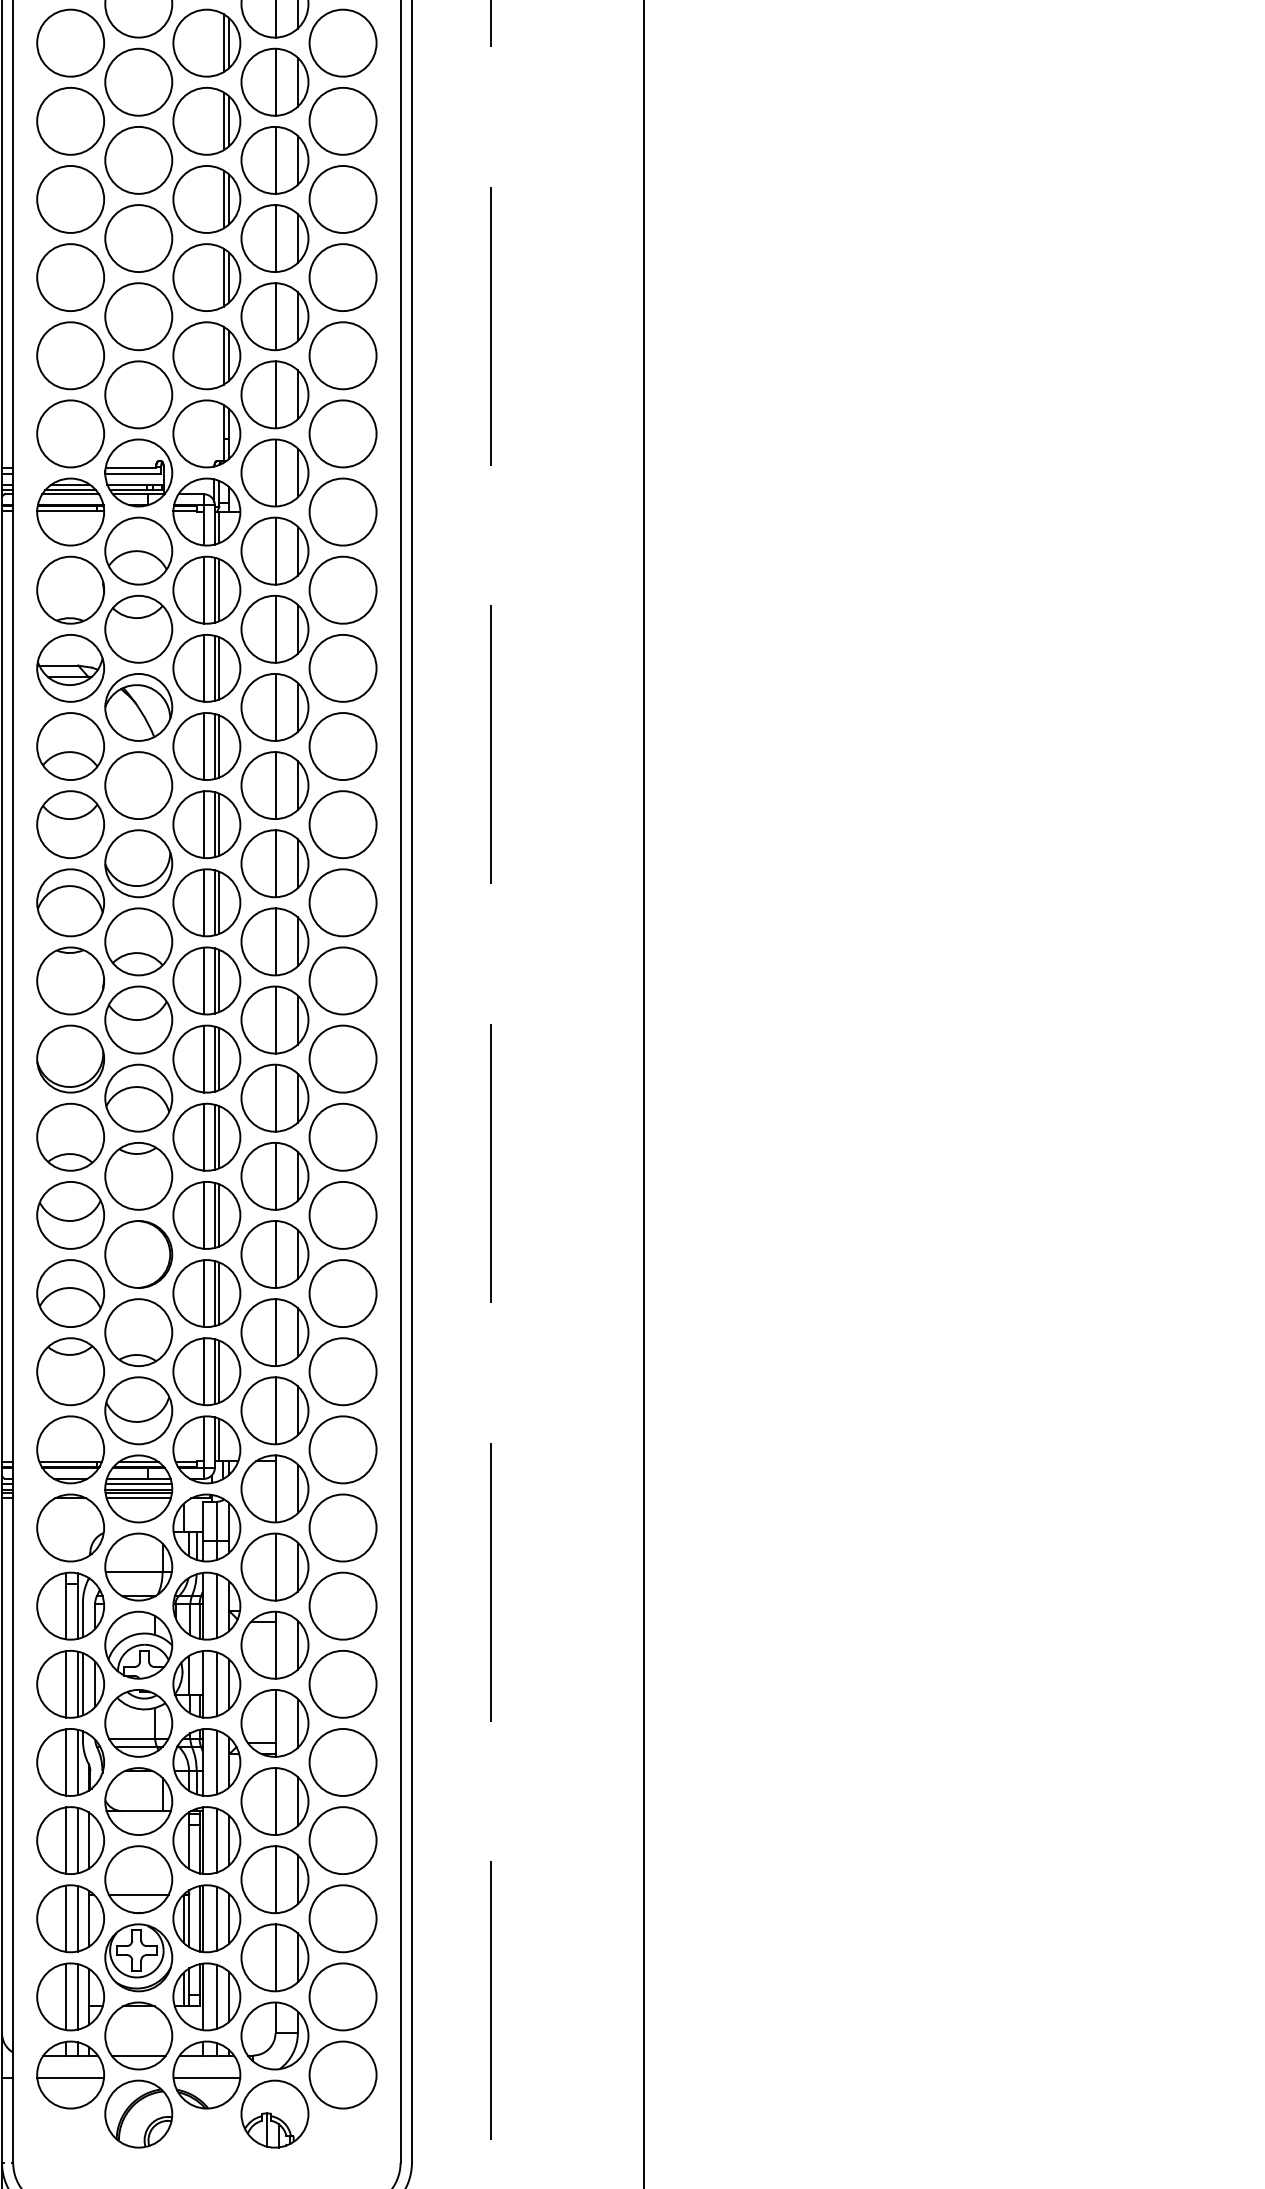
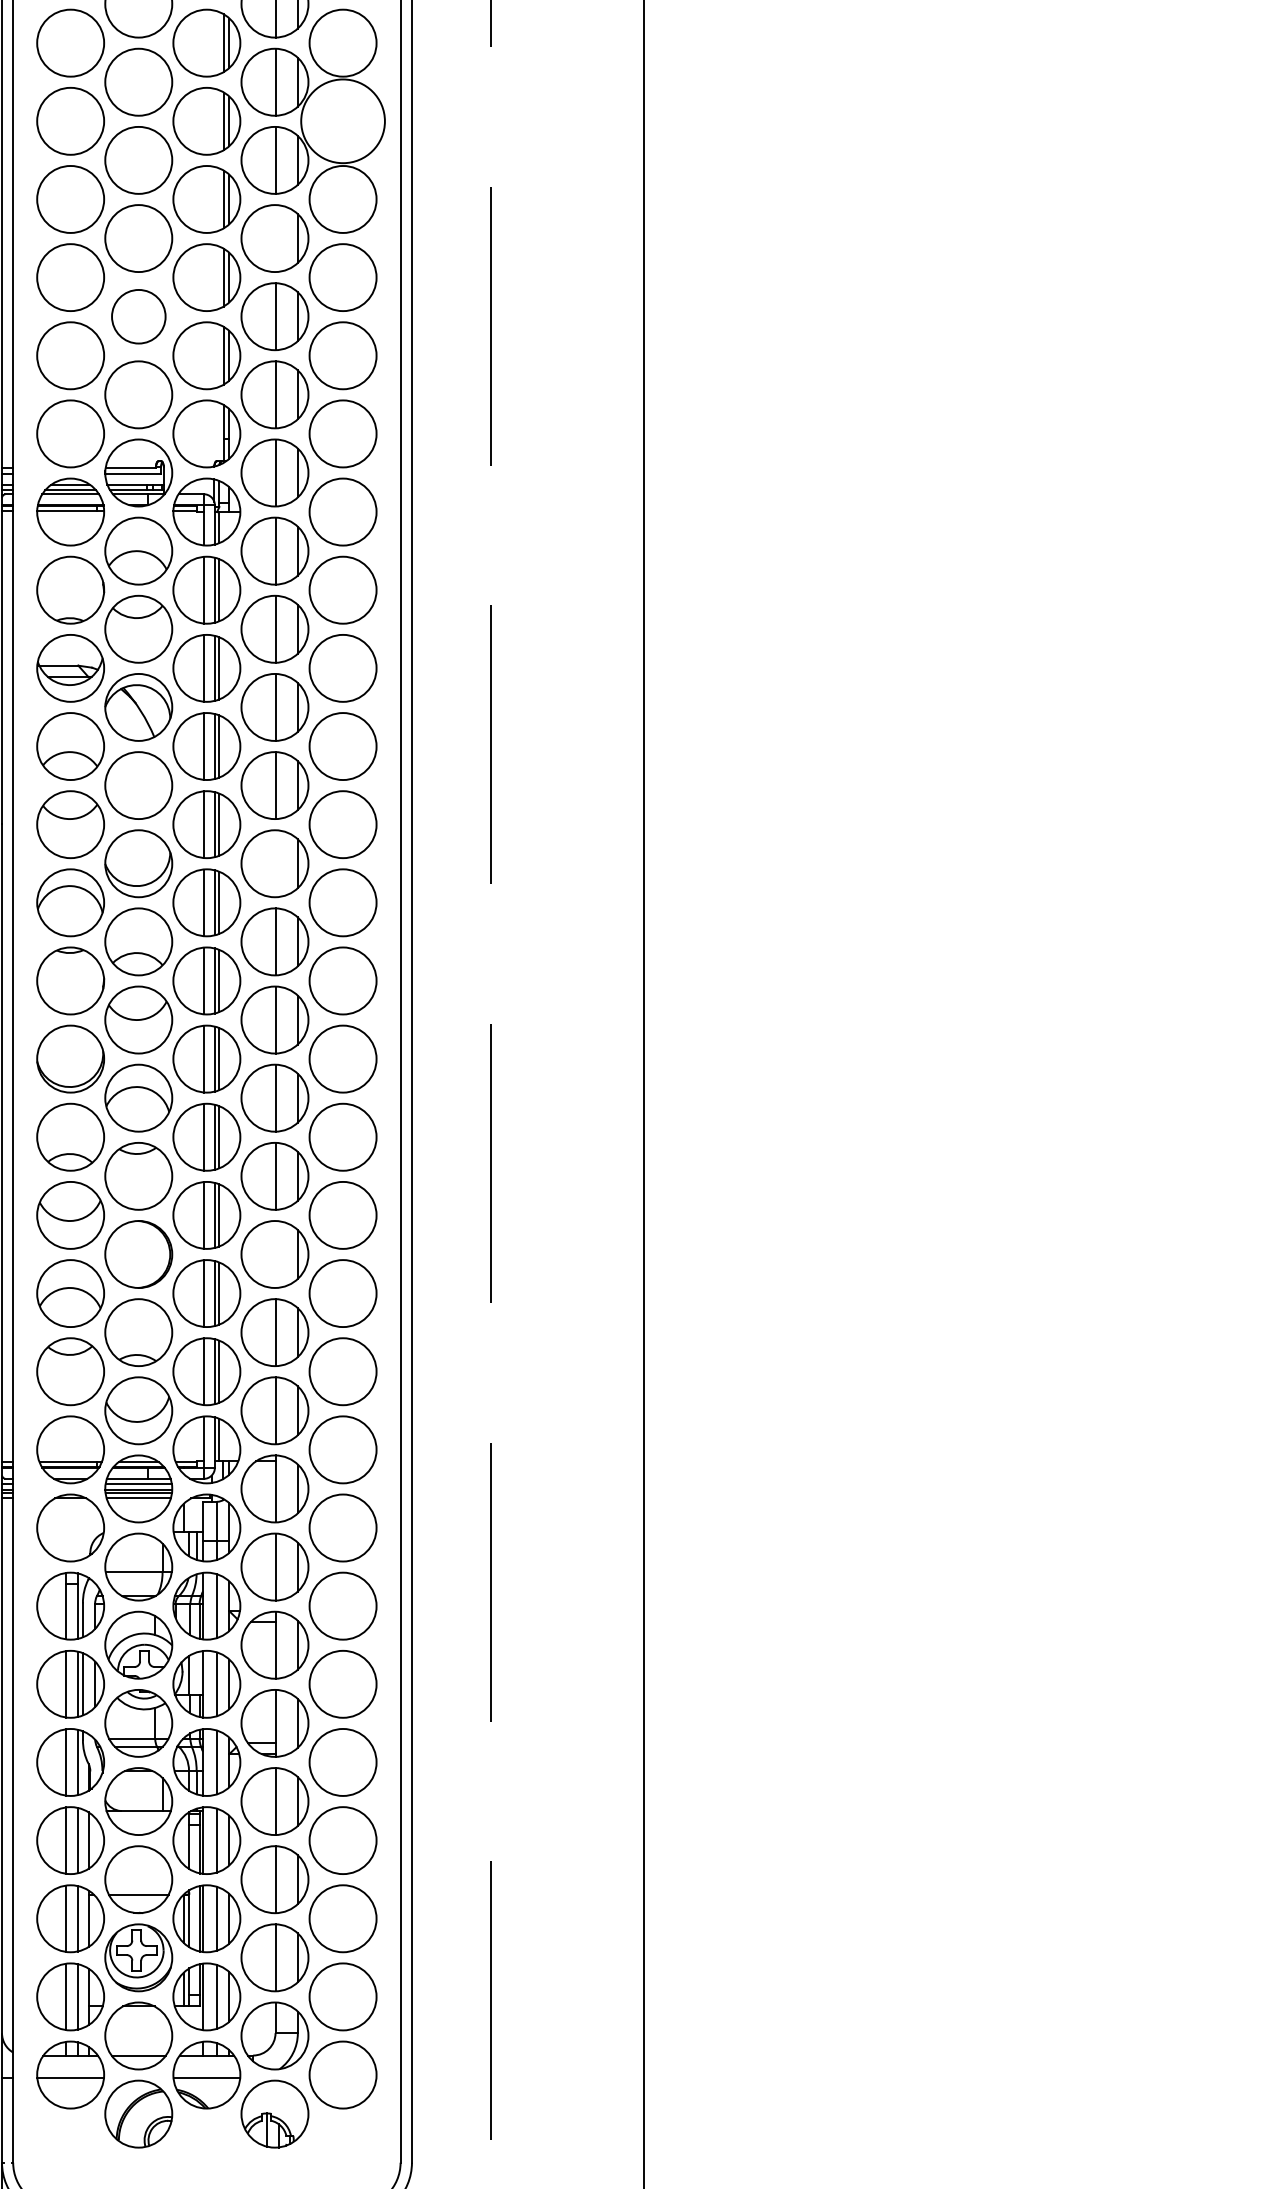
circle diameter: 67 px -> 84 px (342, 121)
line: present -> none (275, 238)
circle size: 70x70 px -> 56x56 px (138, 316)
line: present -> none (275, 863)
line: present -> none (275, 1254)
